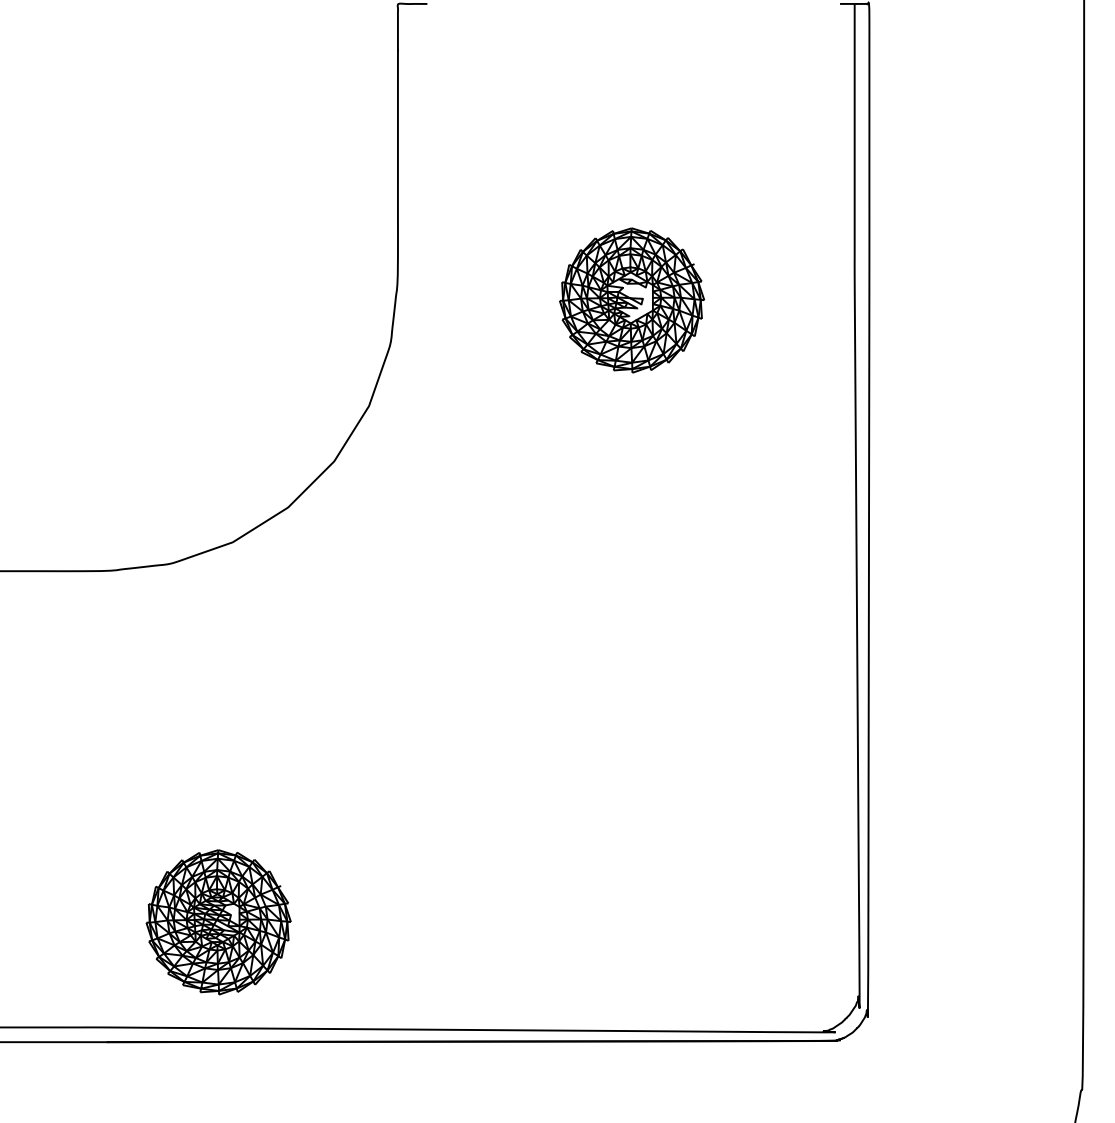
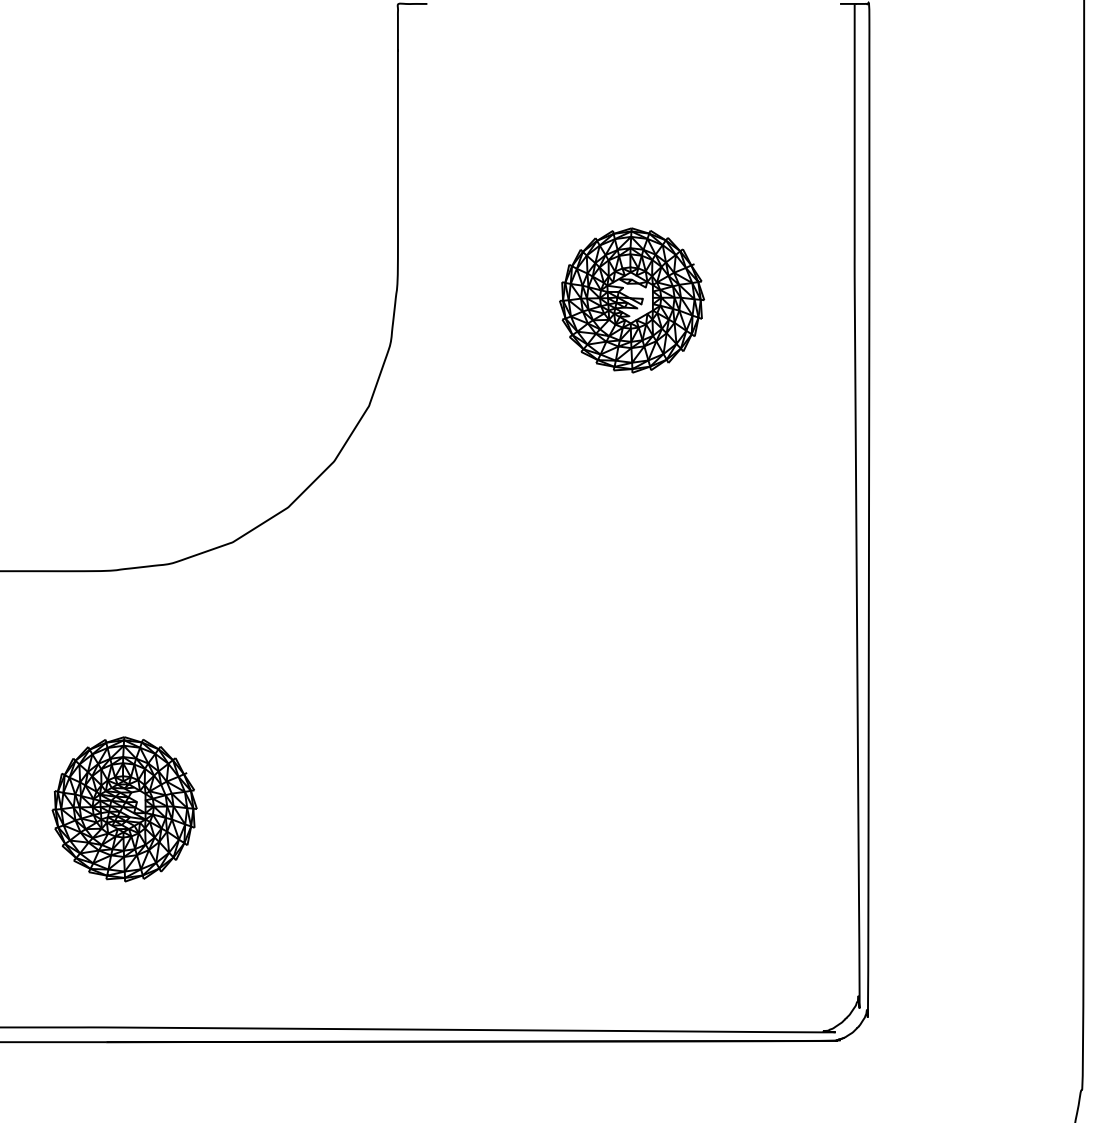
part position: (218, 922) -> (124, 809) (124, 809)
